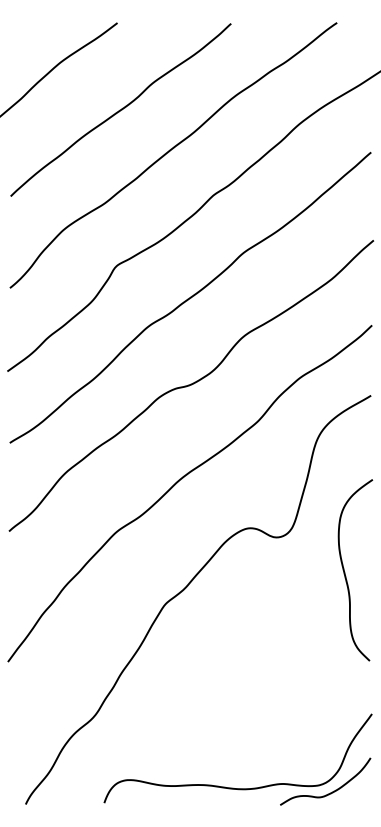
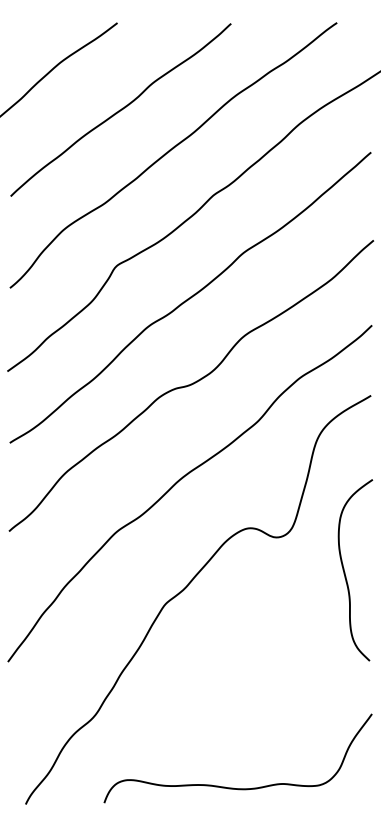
curve: present -> none (330, 792)
